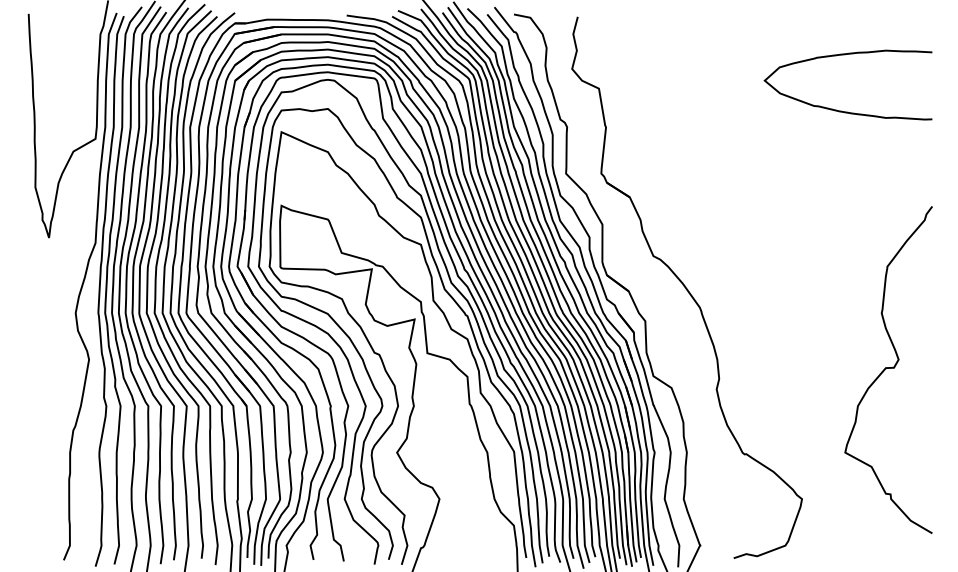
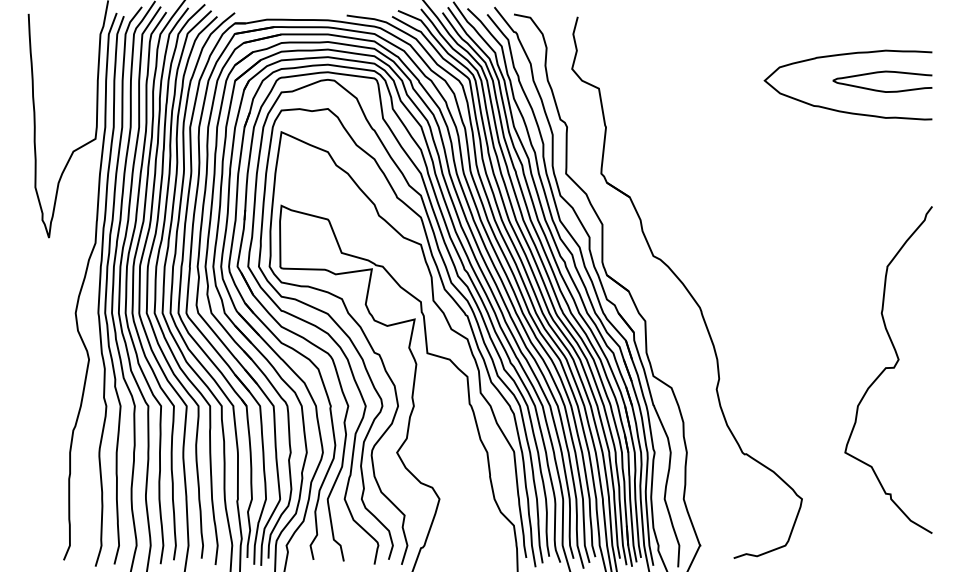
curve: none -> present (878, 73)
